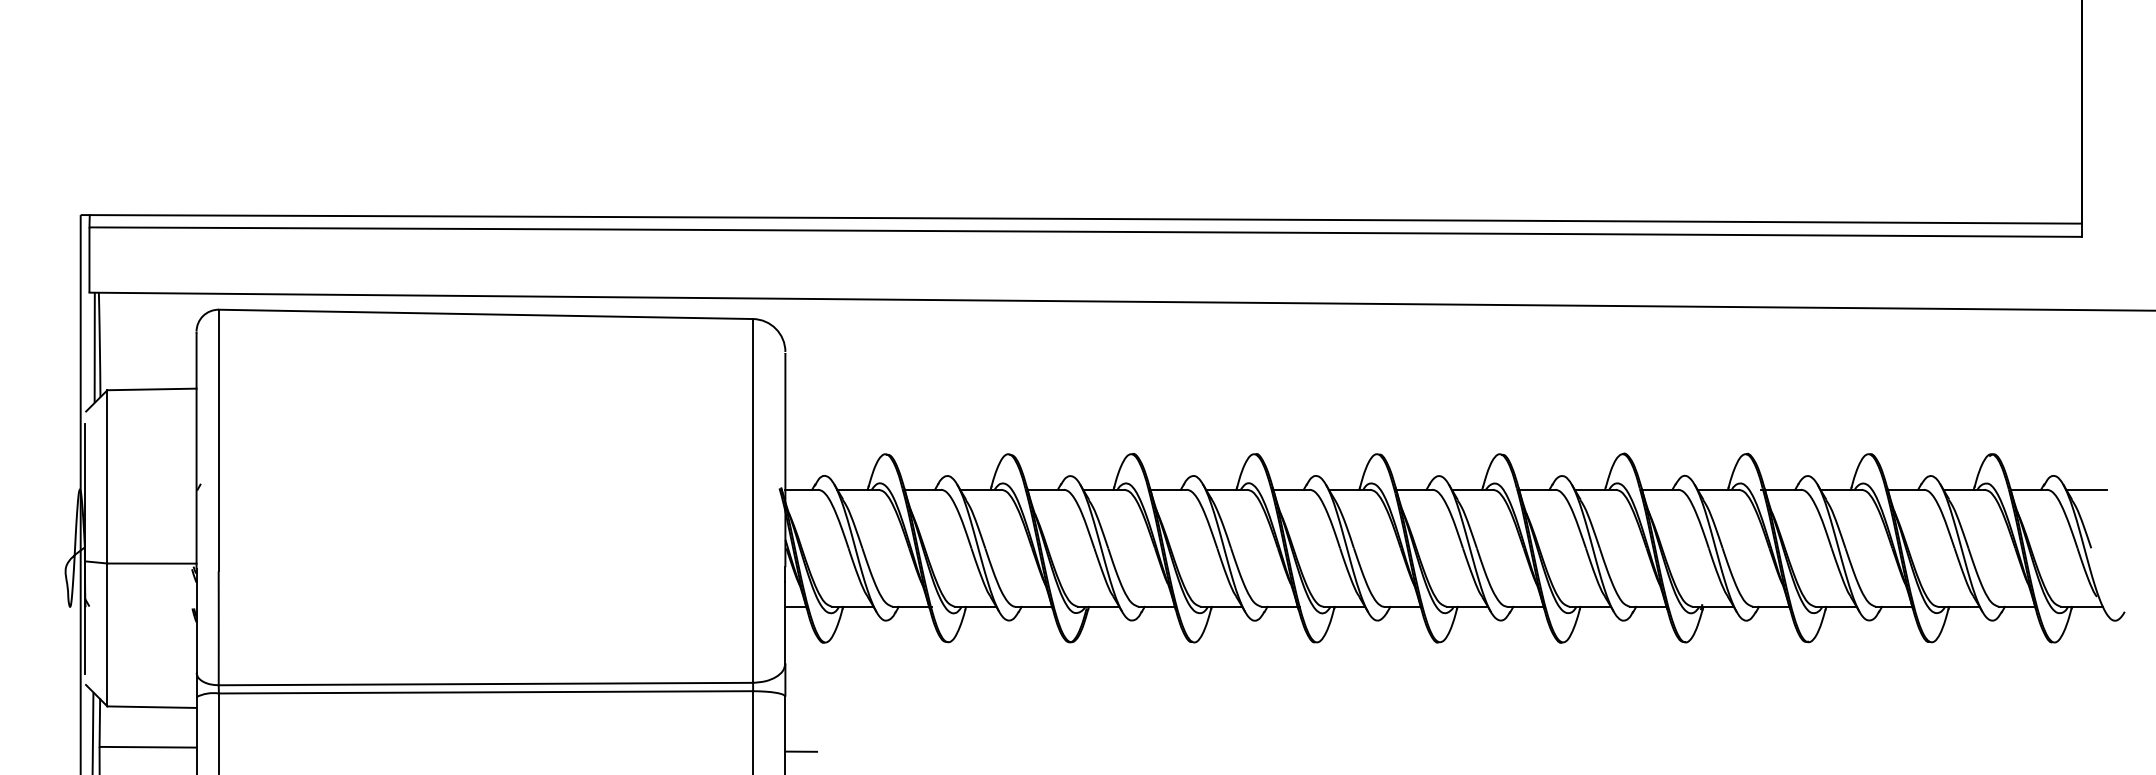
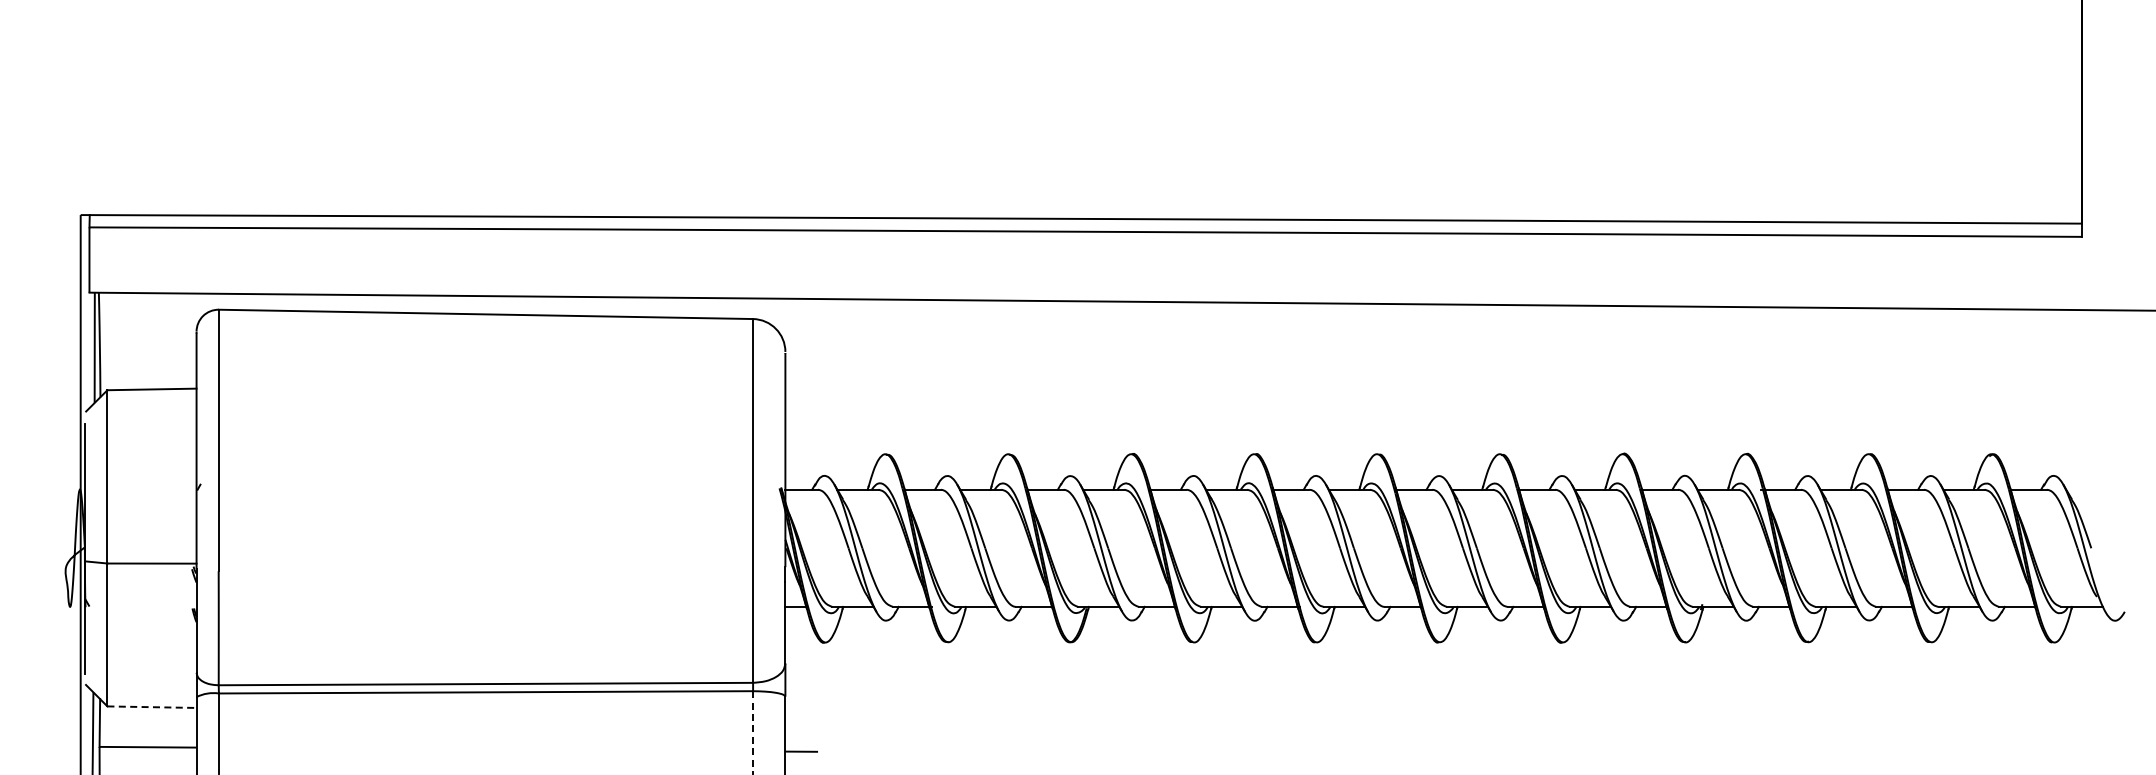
line: present -> none (2086, 489)
line: solid -> dashed (152, 707)
line: solid -> dashed (753, 733)
